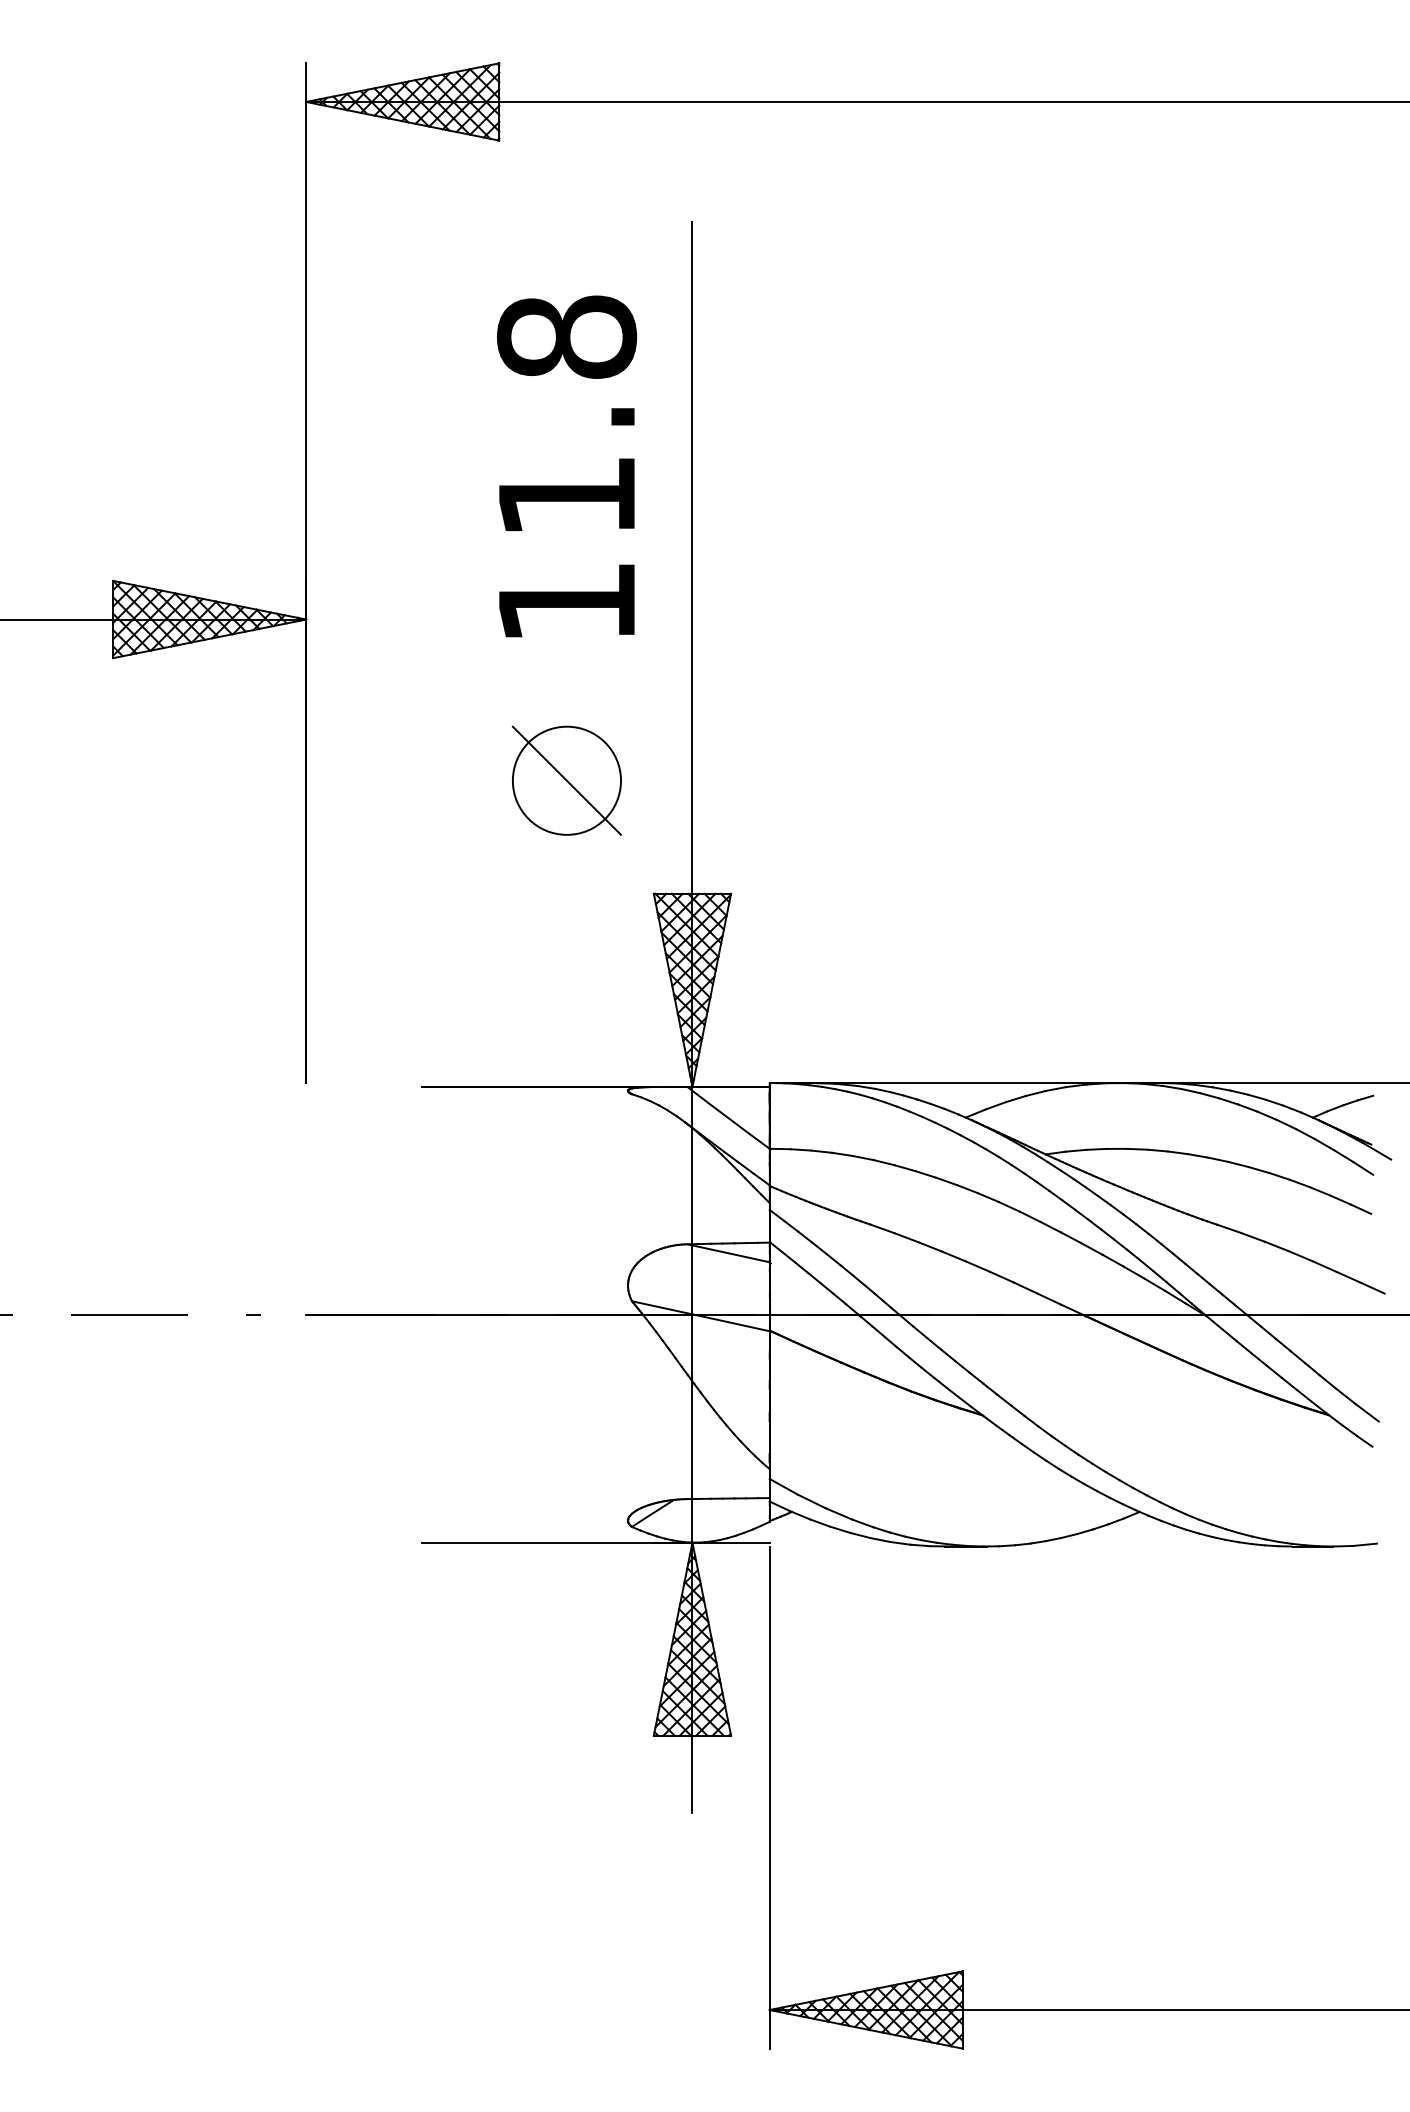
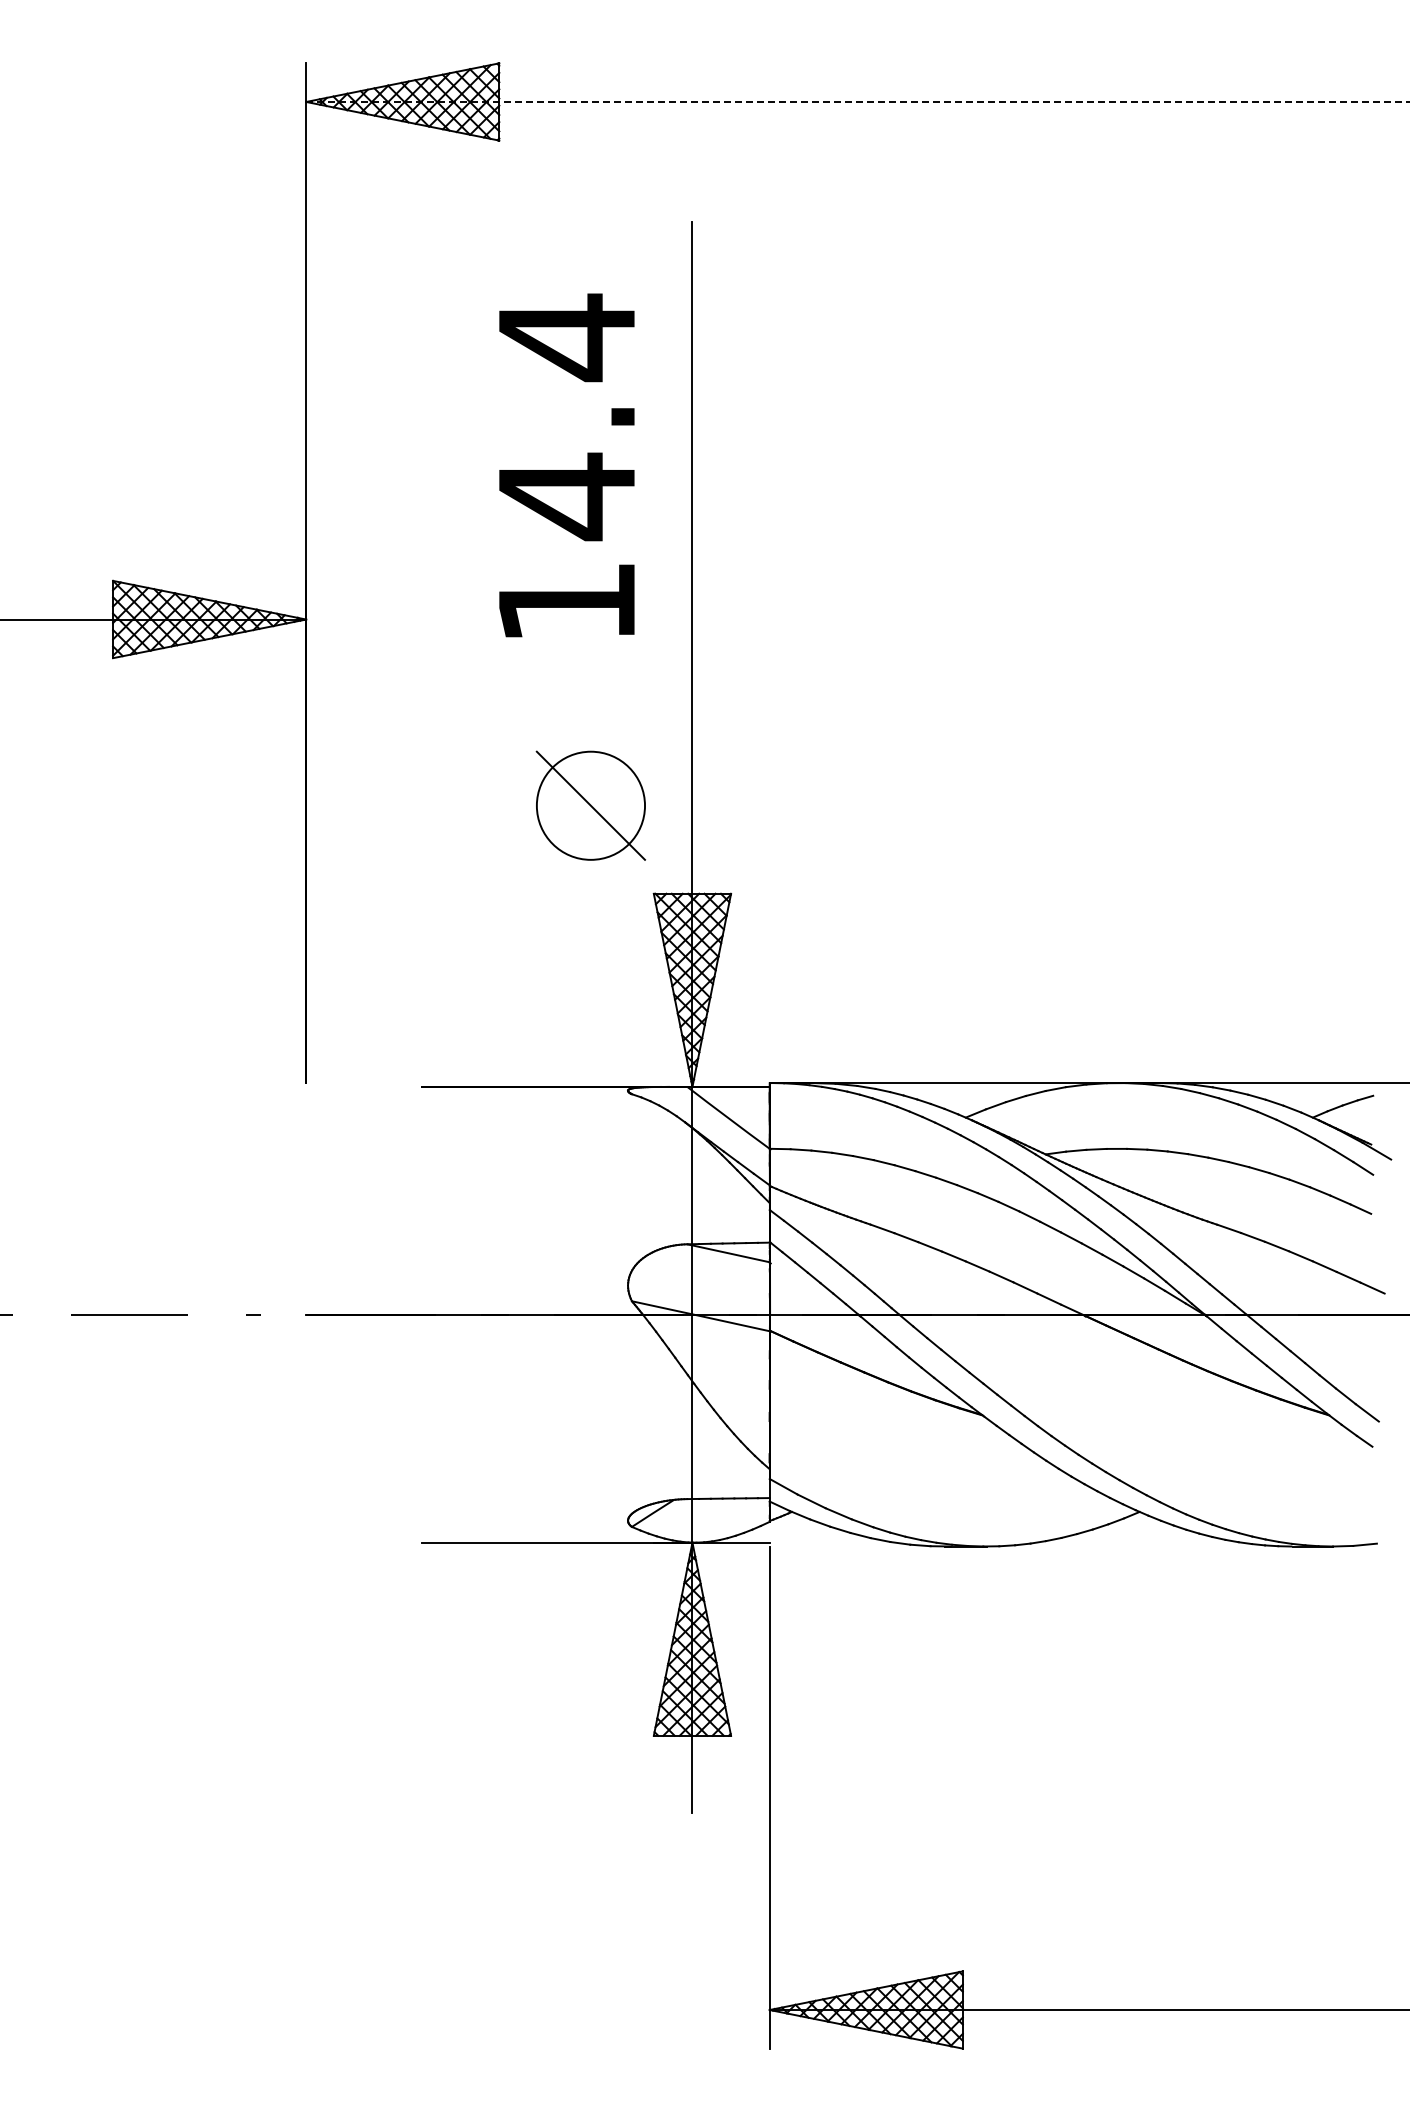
line: solid -> dashed (858, 101)
text: 11.8 -> 14.4 (567, 417)
part position: (566, 780) -> (590, 805) (590, 805)
